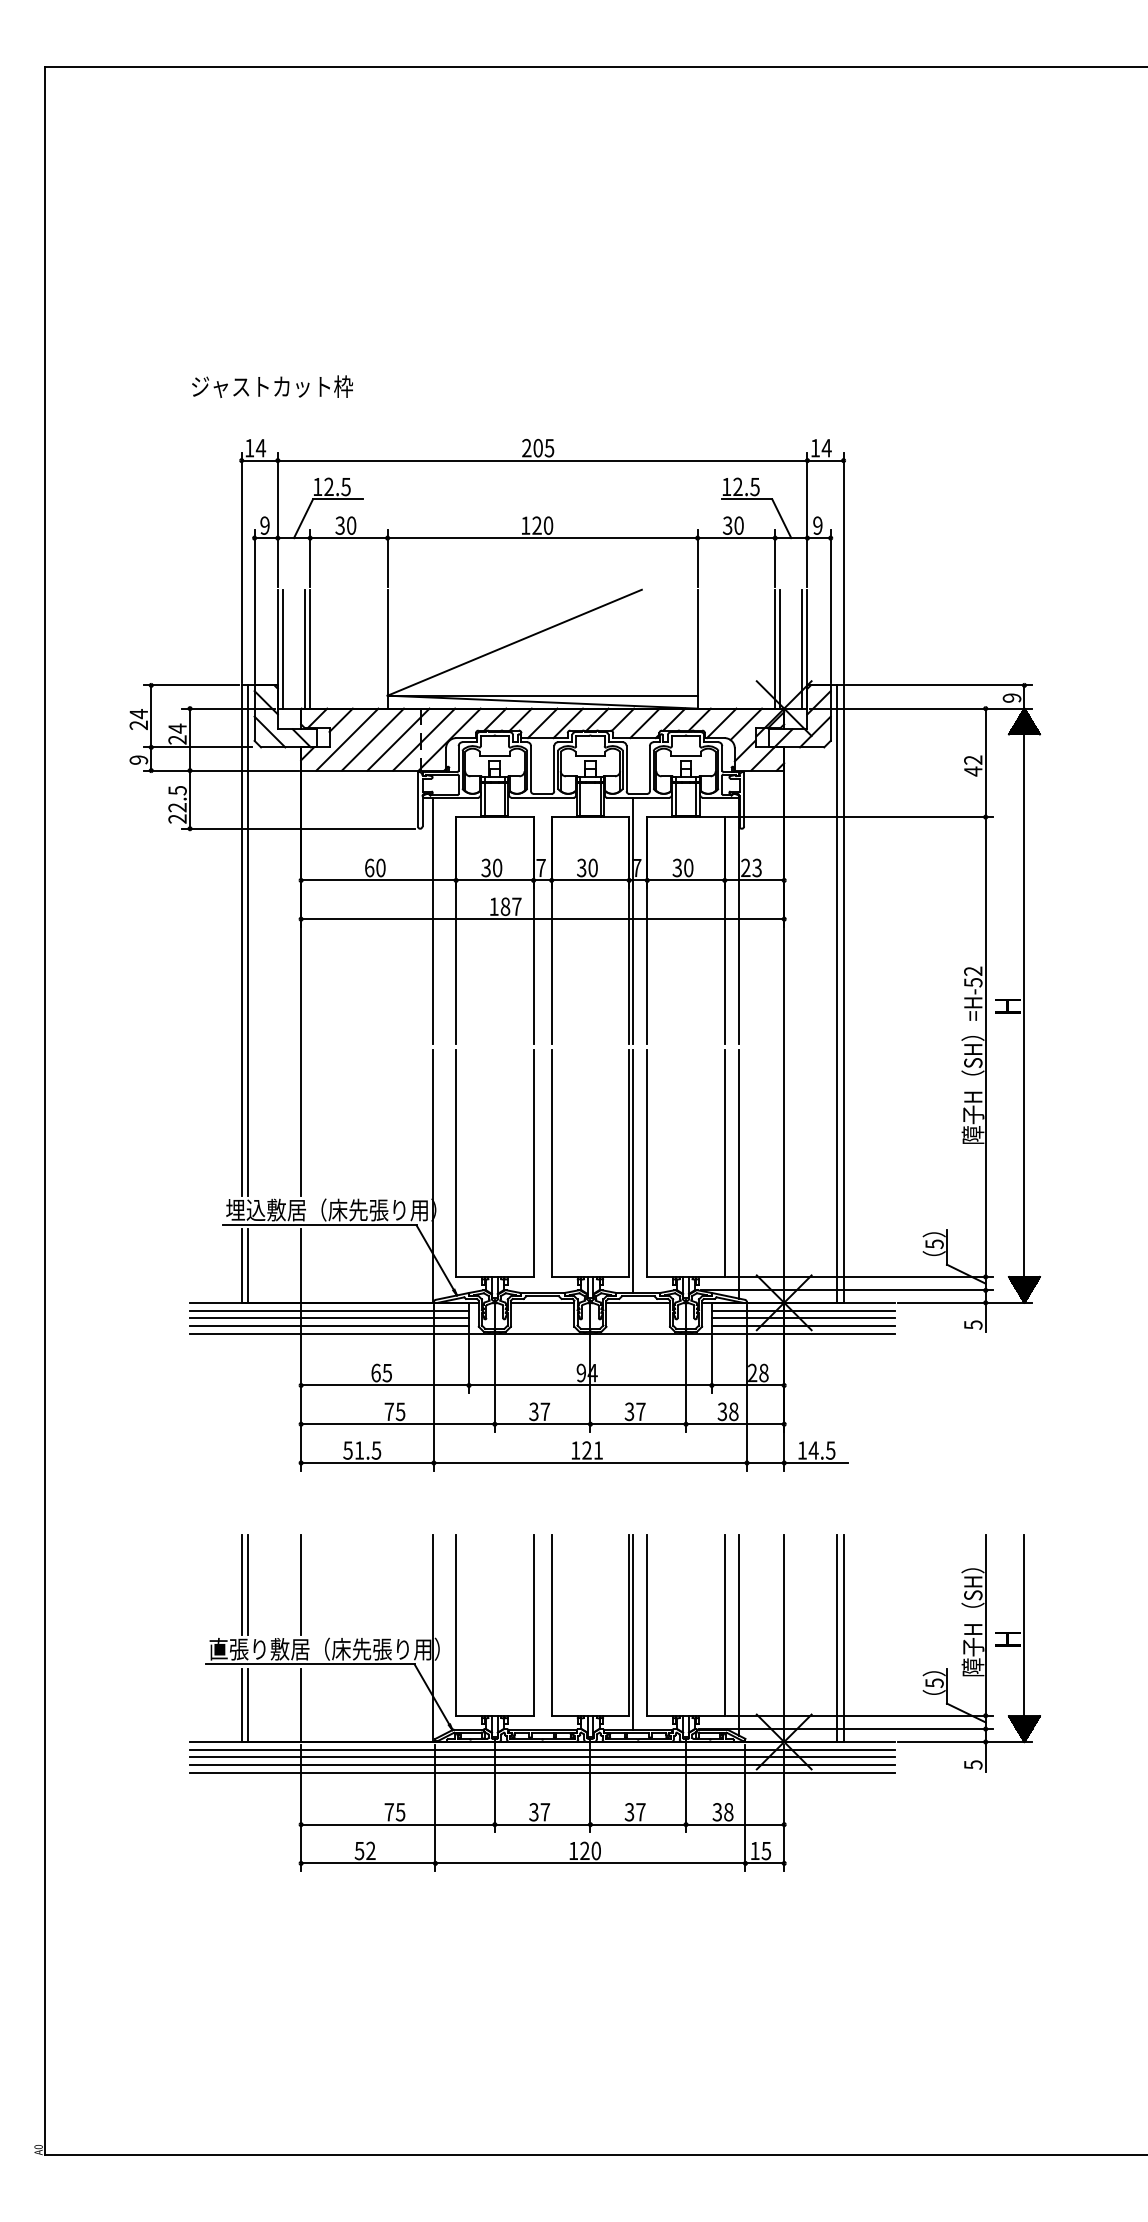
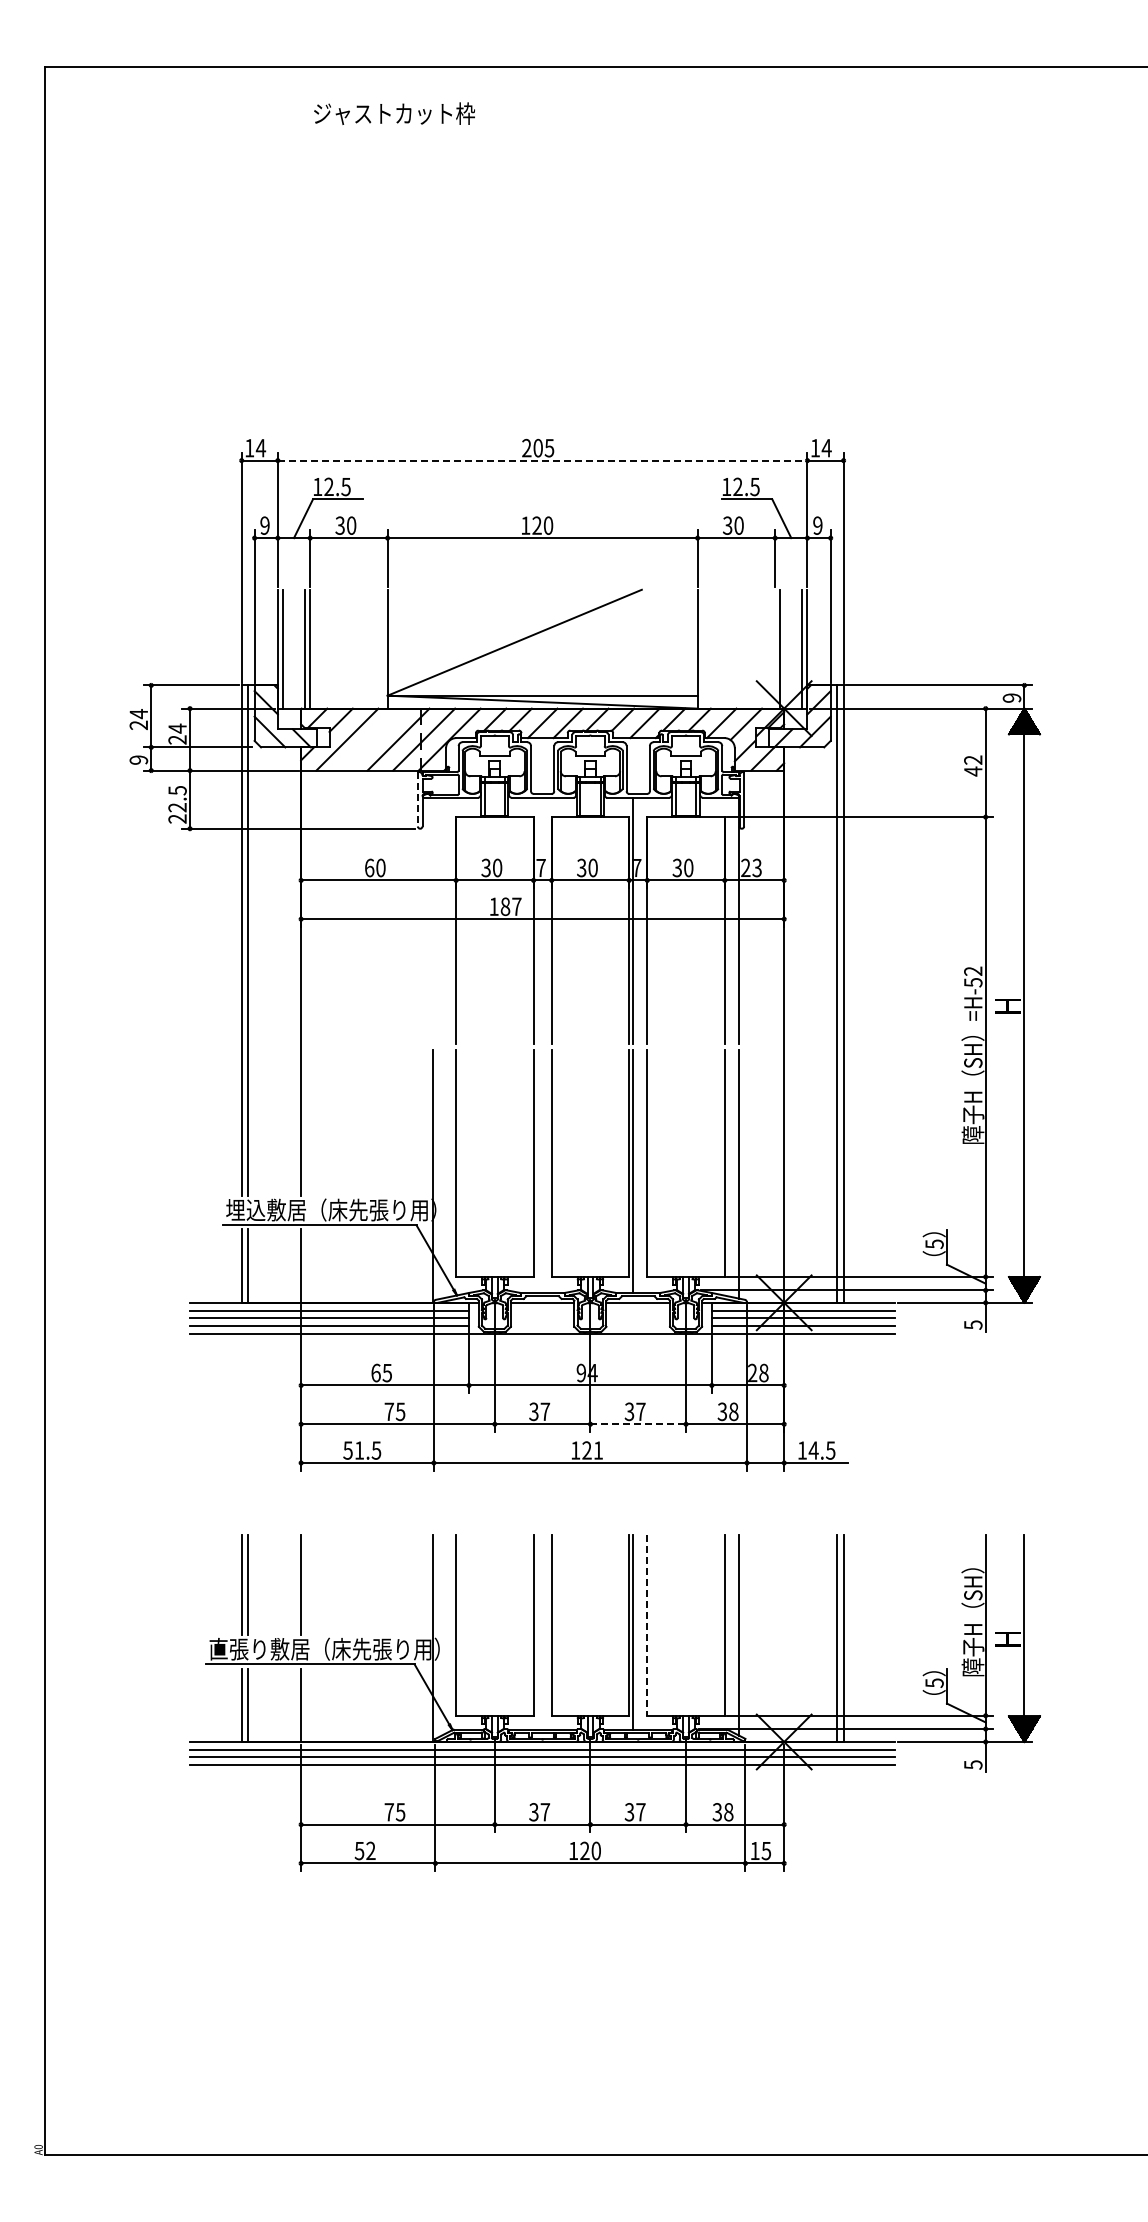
text position: (272, 386) -> (394, 113) (394, 113)
line: solid -> dashed (542, 460)
line: present -> none (775, 648)
line: present -> none (372, 739)
line: solid -> dashed (417, 799)
line: present -> none (432, 920)
line: solid -> dashed (638, 1424)
line: solid -> dashed (647, 1626)
line: present -> none (784, 1638)
line: present -> none (542, 1772)
